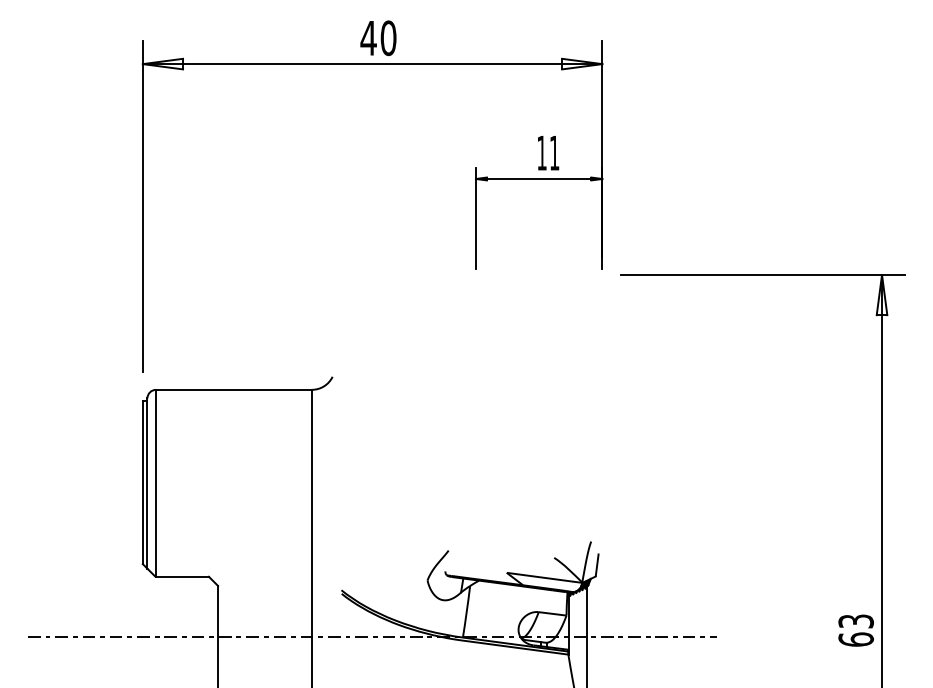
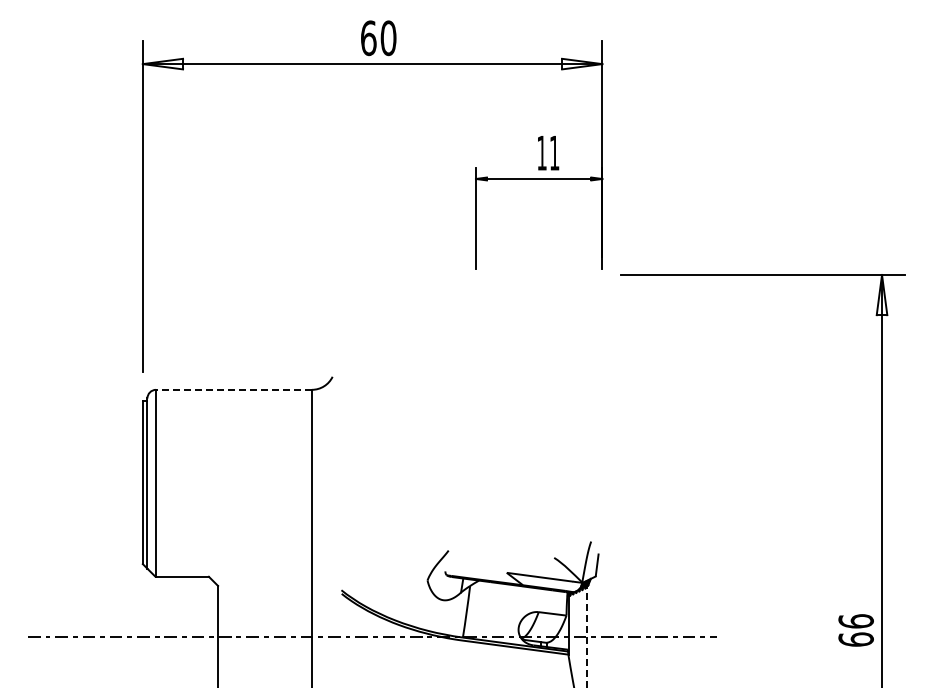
text: 40 -> 60 (368, 38)
line: solid -> dashed (233, 389)
text: 63 -> 66 (855, 621)
line: solid -> dashed (587, 635)
